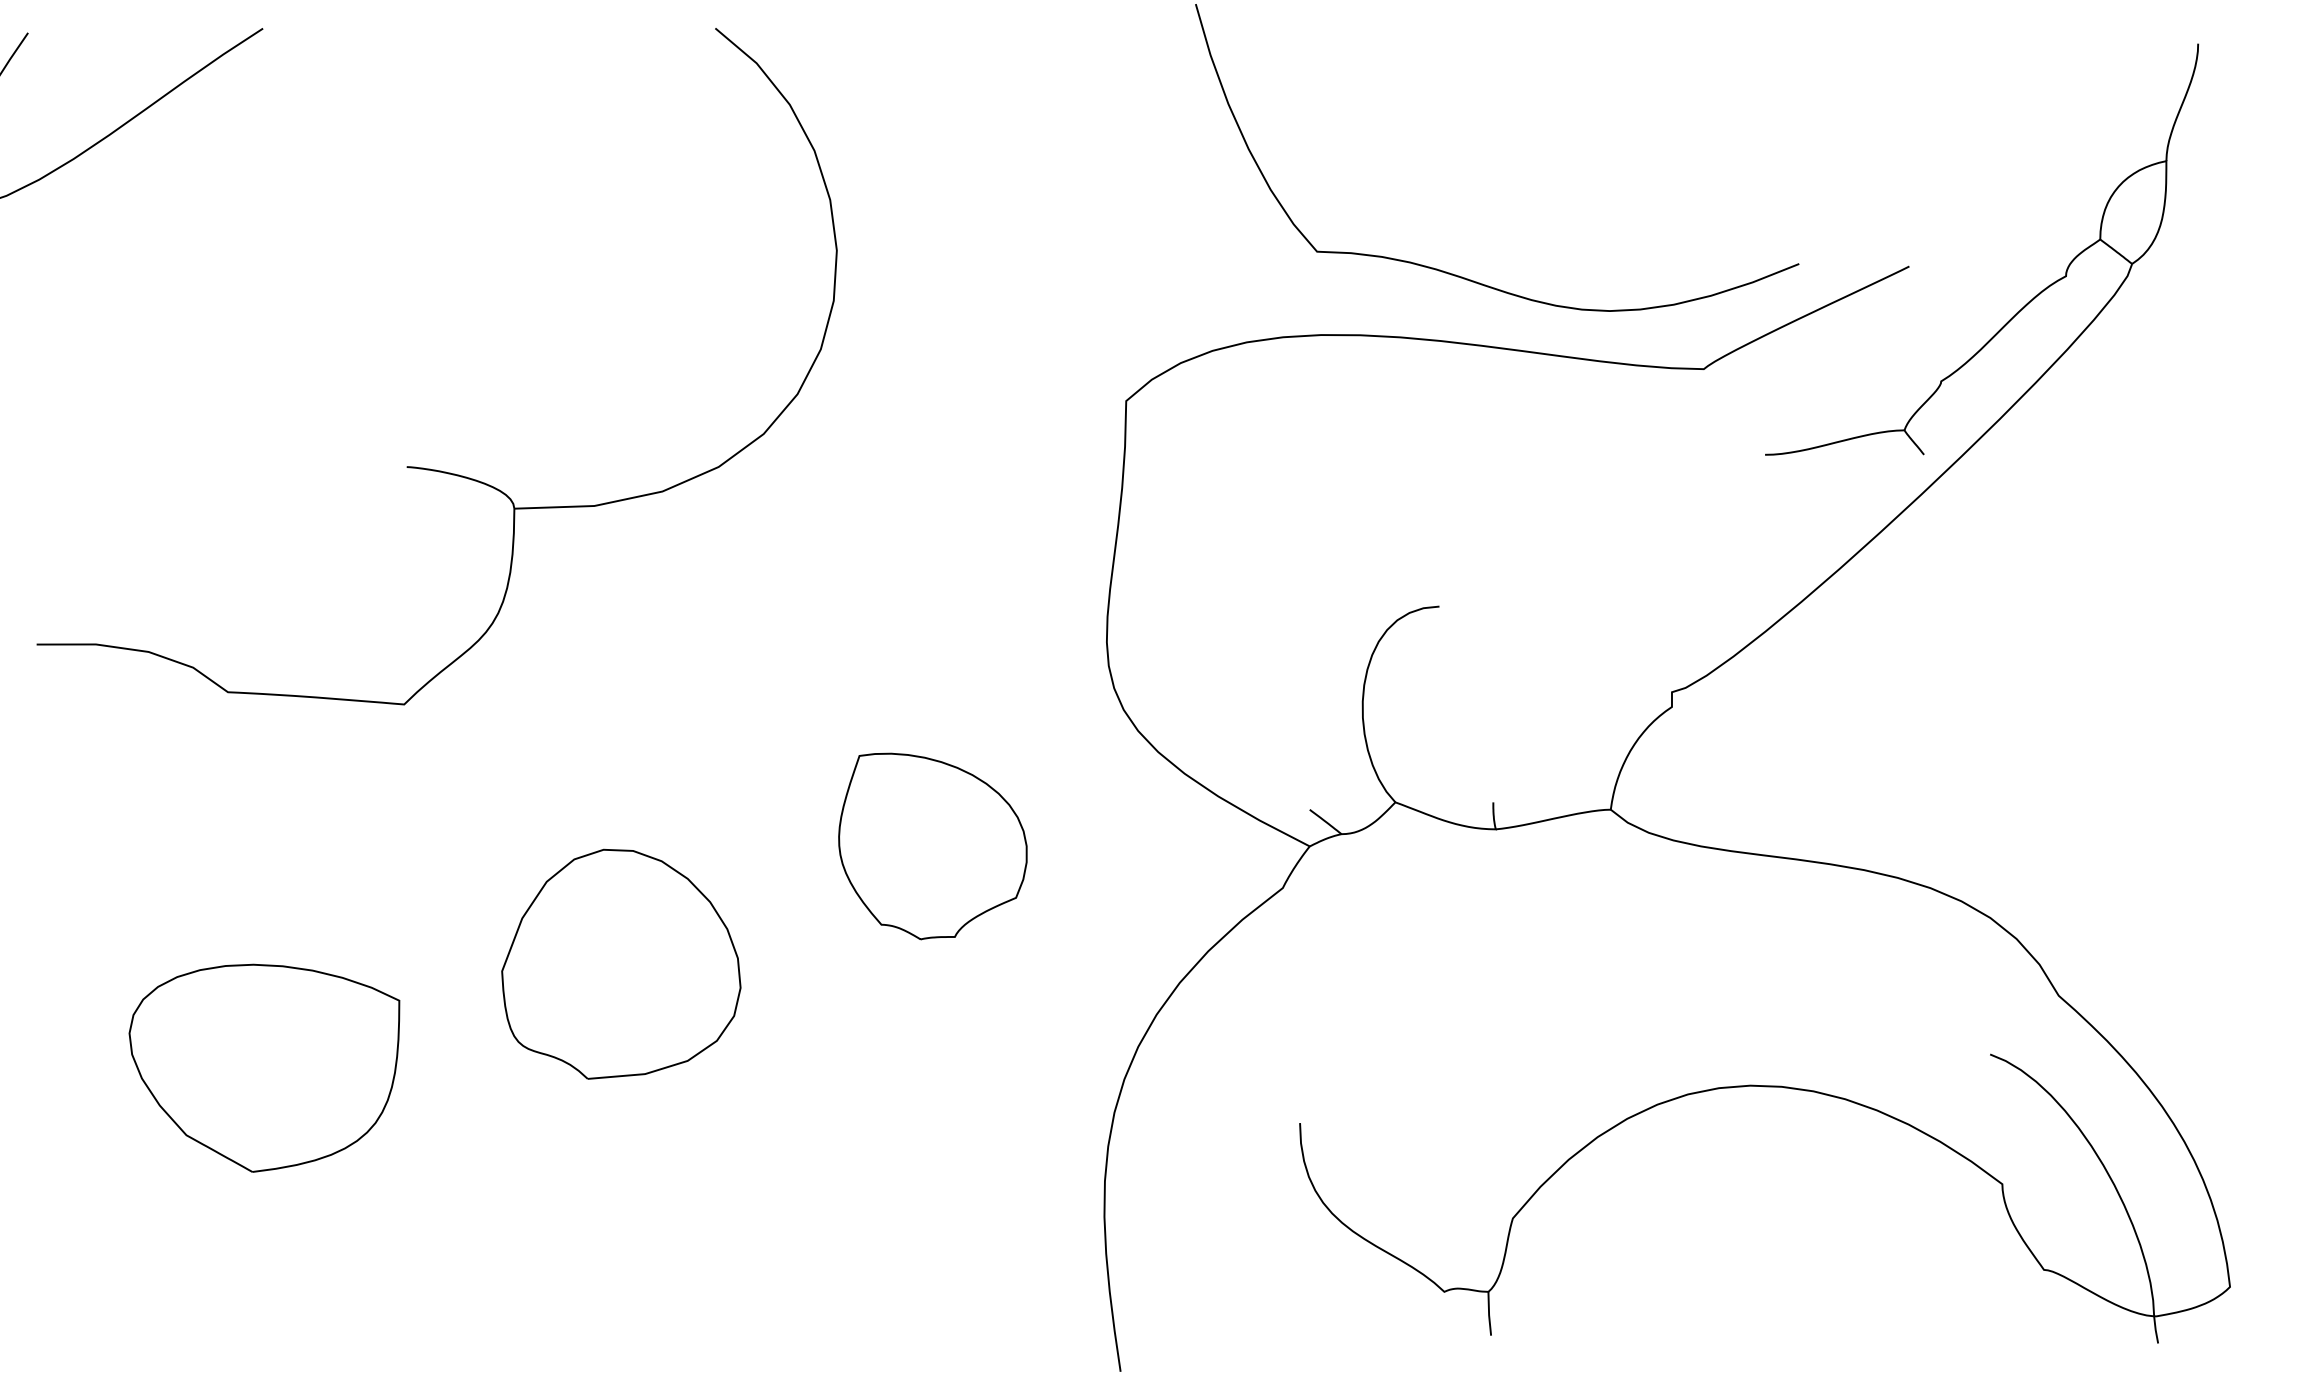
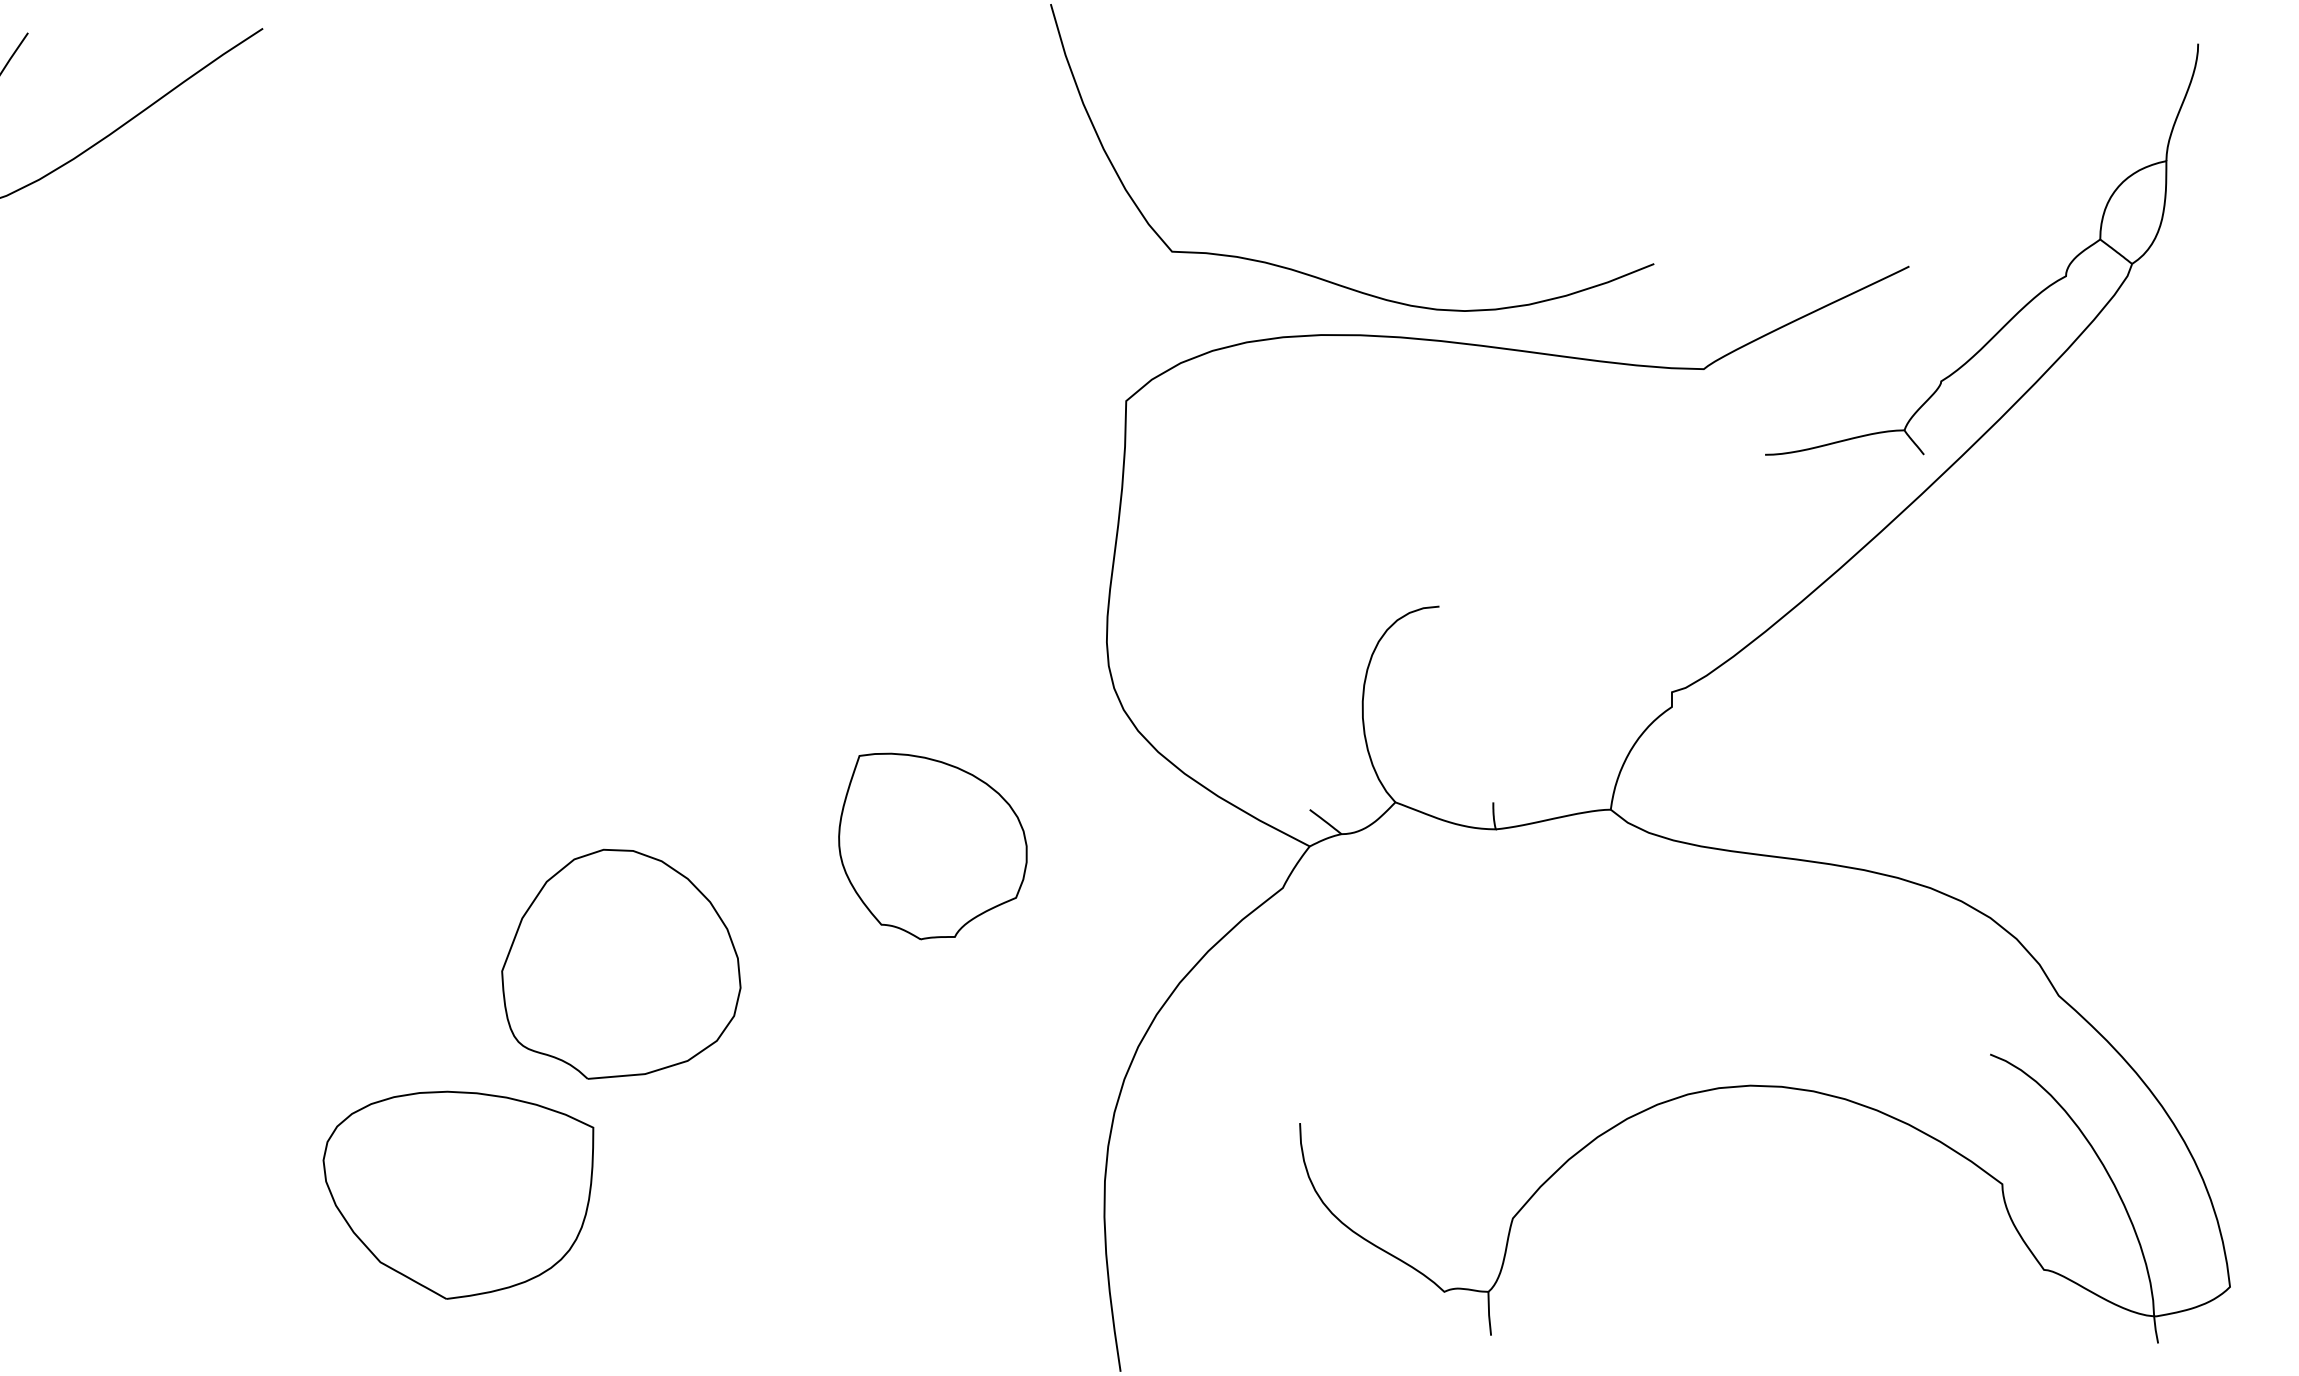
curve position: (1459, 275) -> (1314, 275) (1314, 275)
part: present -> none (423, 467)
part position: (264, 1067) -> (458, 1194) (458, 1194)
